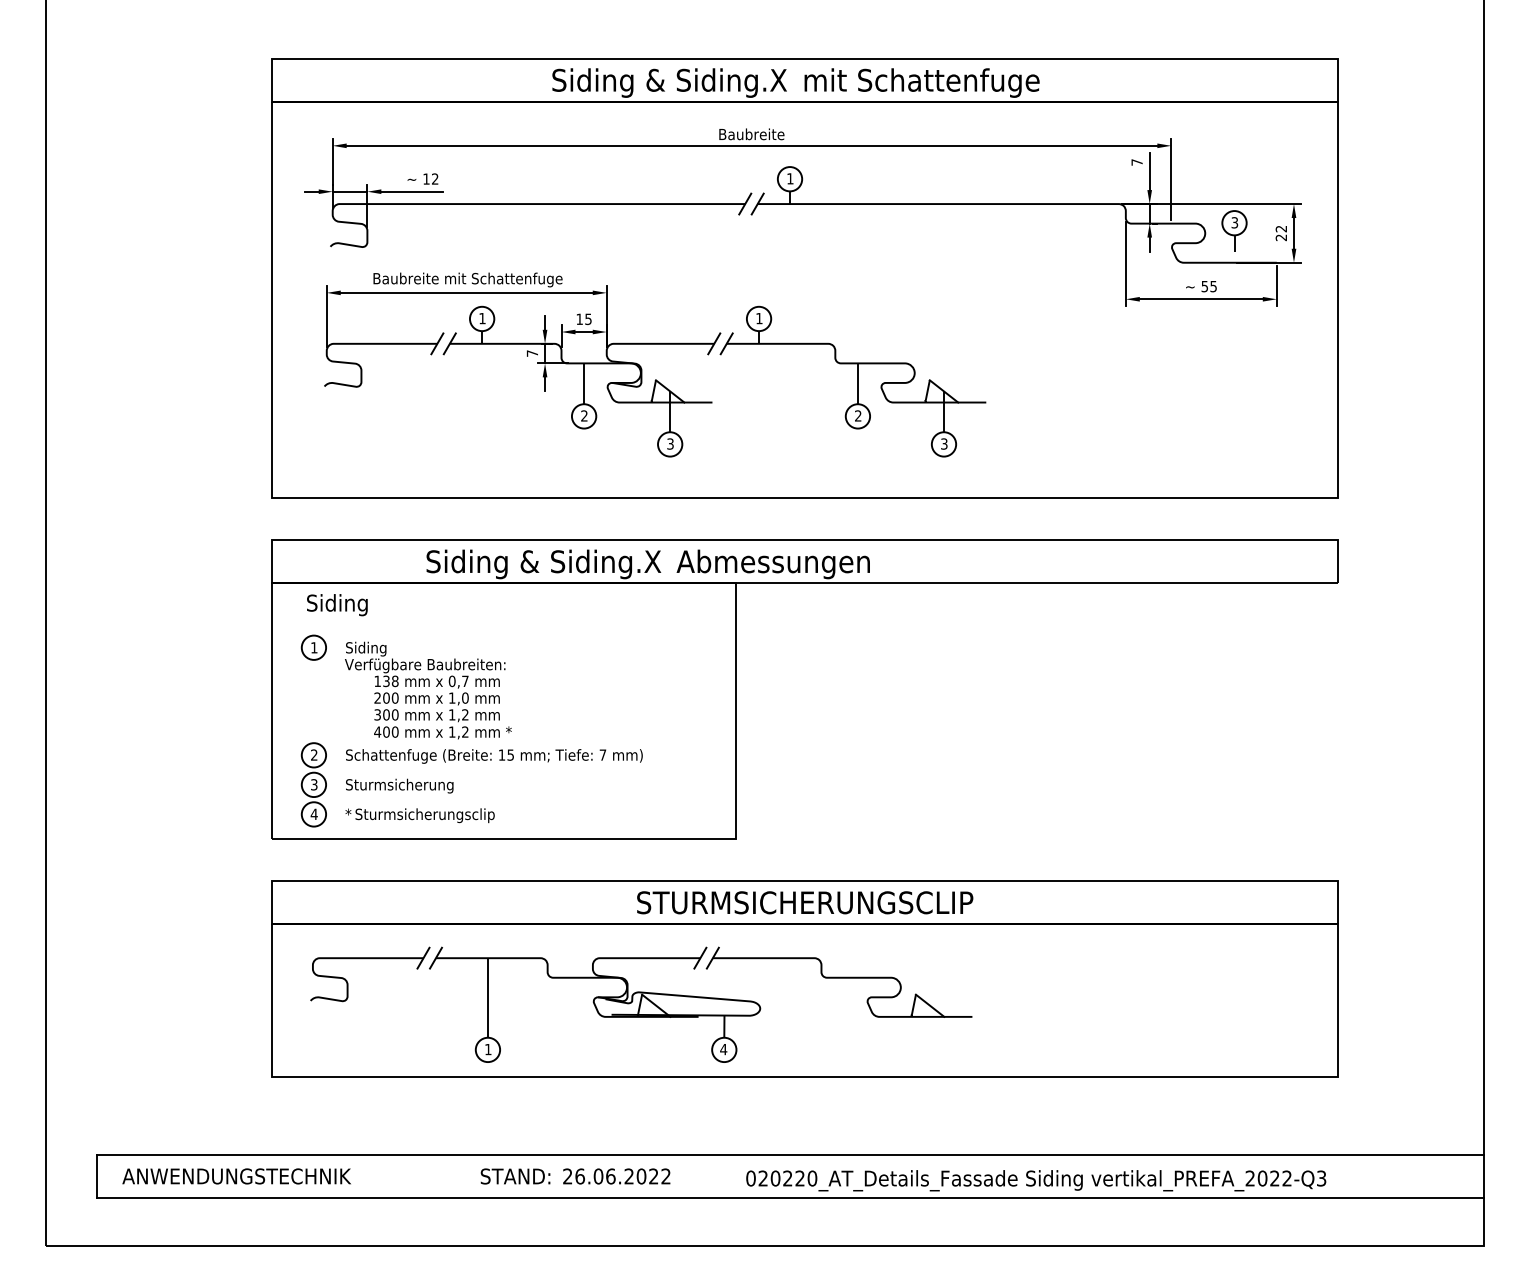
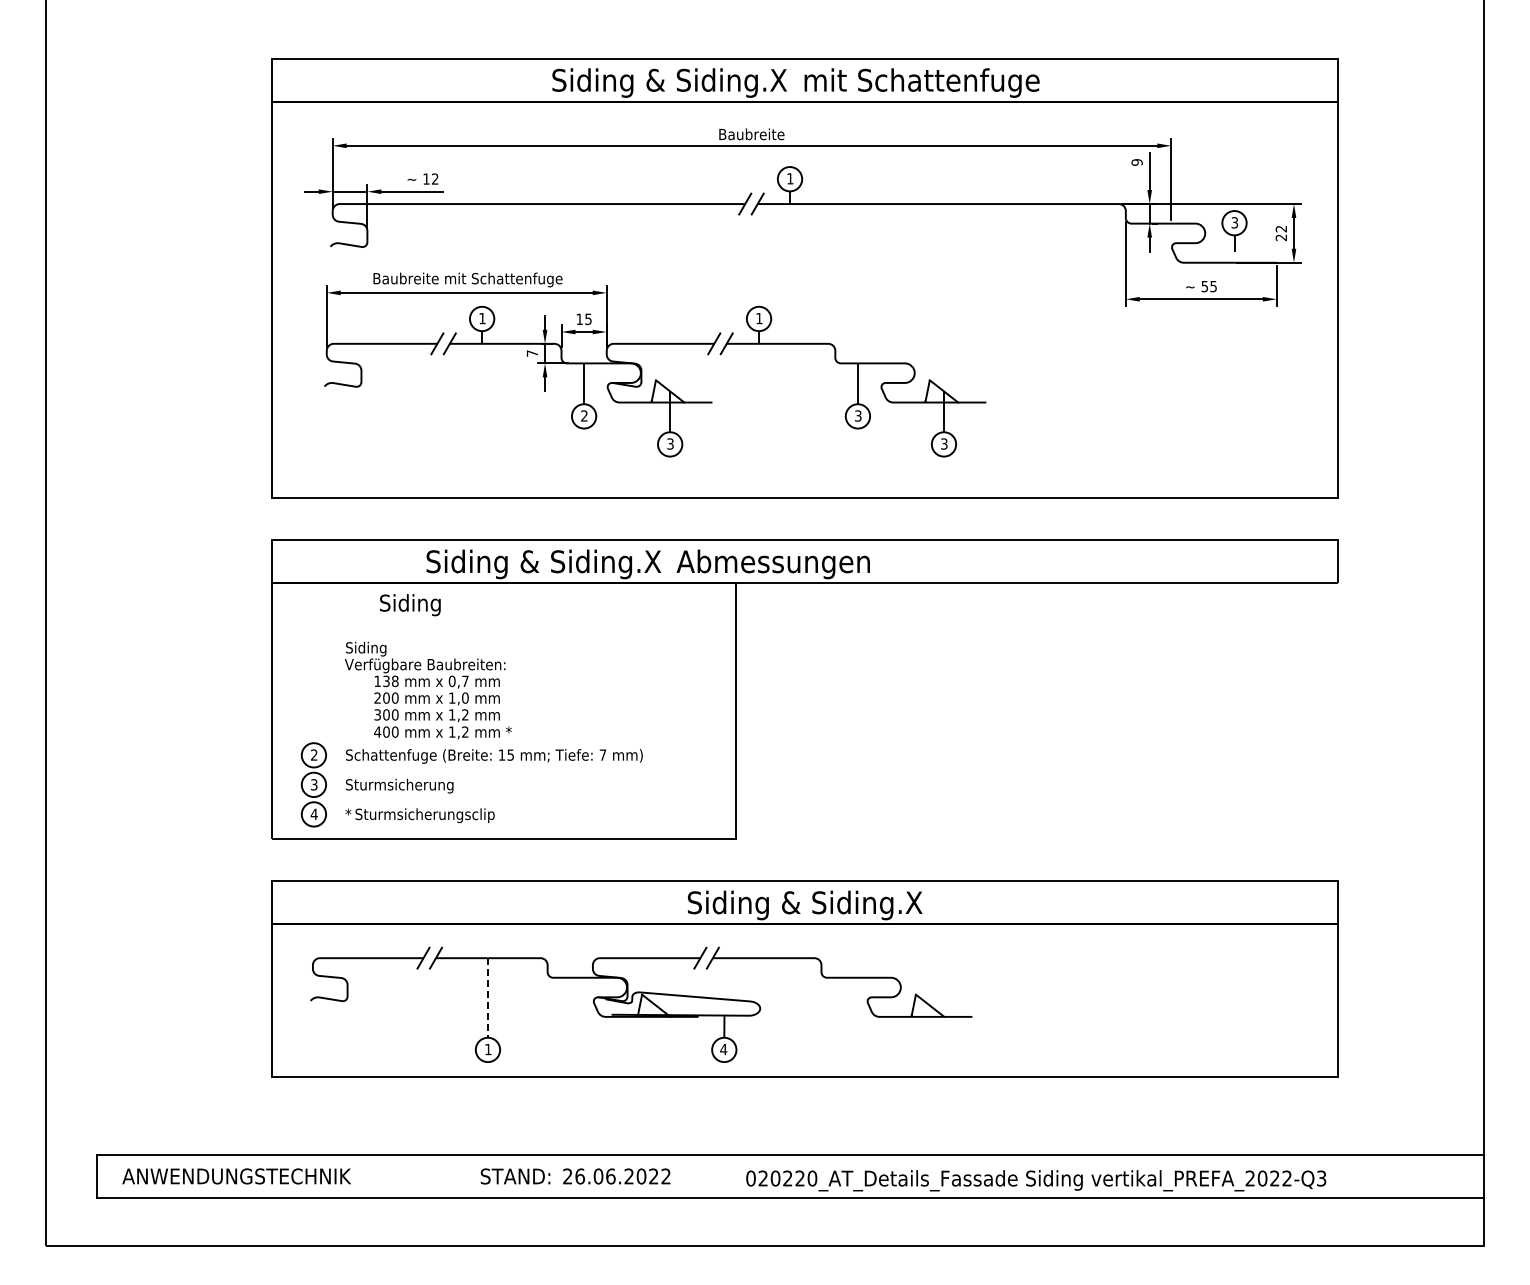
text: 7 -> 9 (1136, 162)
text: 2 -> 3 (858, 416)
text position: (337, 605) -> (410, 605) (410, 605)
part: present -> none (313, 647)
text: STURMSICHERUNGSCLIP -> Siding & Siding.X (805, 905)
line: solid -> dashed (487, 997)
